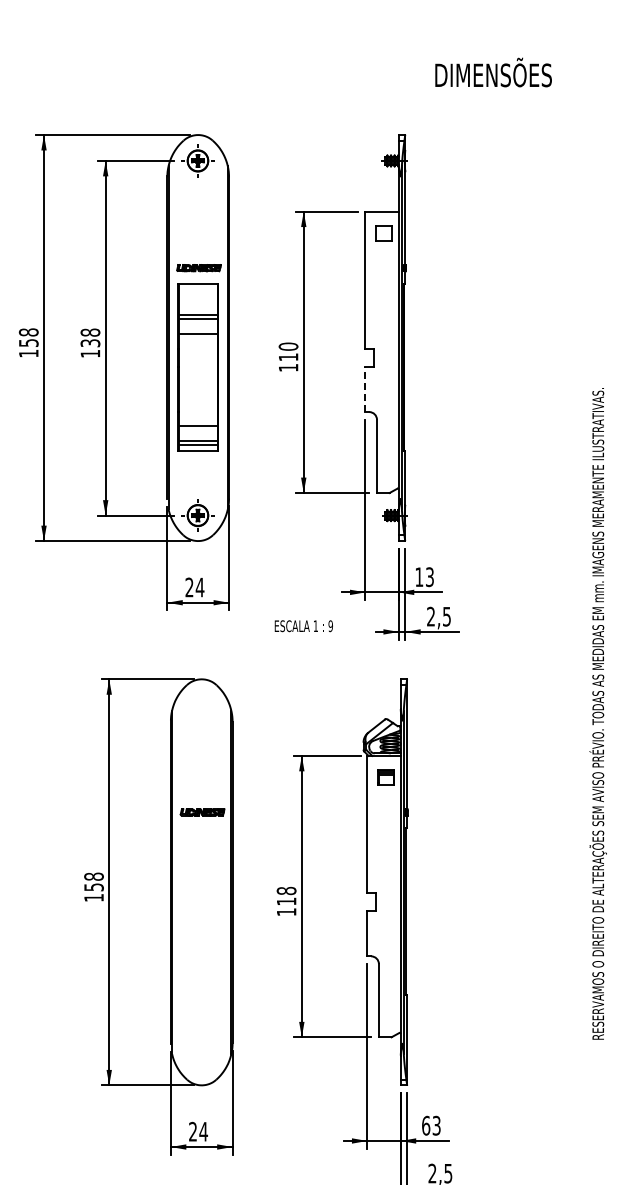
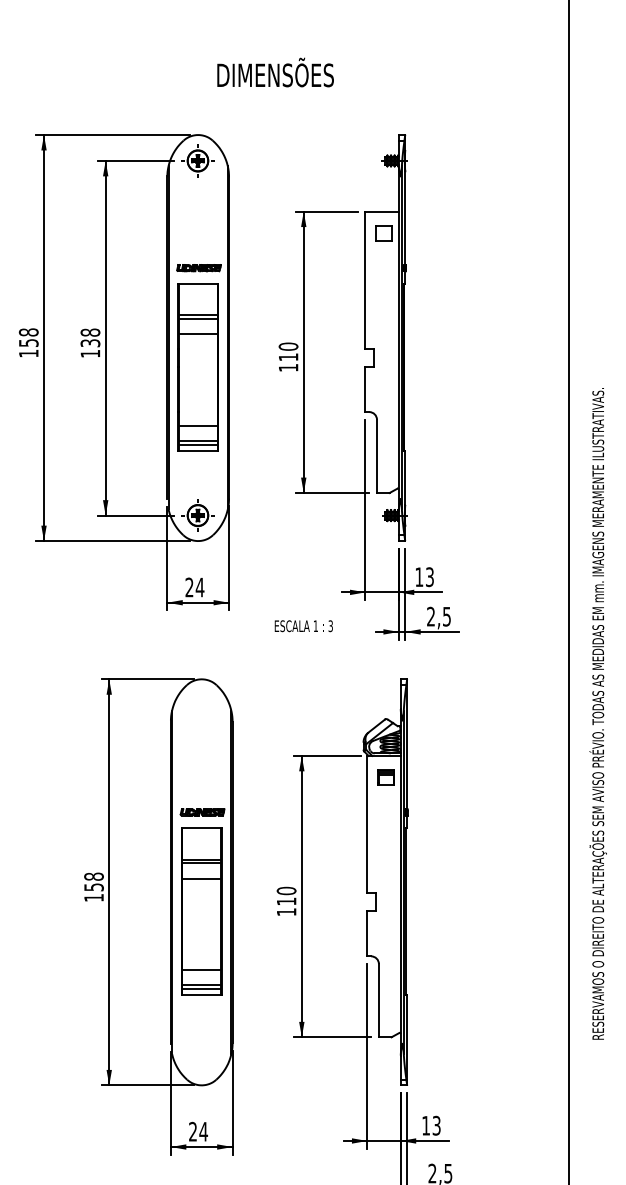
text position: (493, 72) -> (275, 72) (275, 72)
line: dashed -> solid (365, 389)
line: none -> present (568, 591)
text: 9 -> 3 (330, 625)
text: 118 -> 110 (286, 890)
part: none -> present (201, 911)
text: 63 -> 13 (426, 1125)
